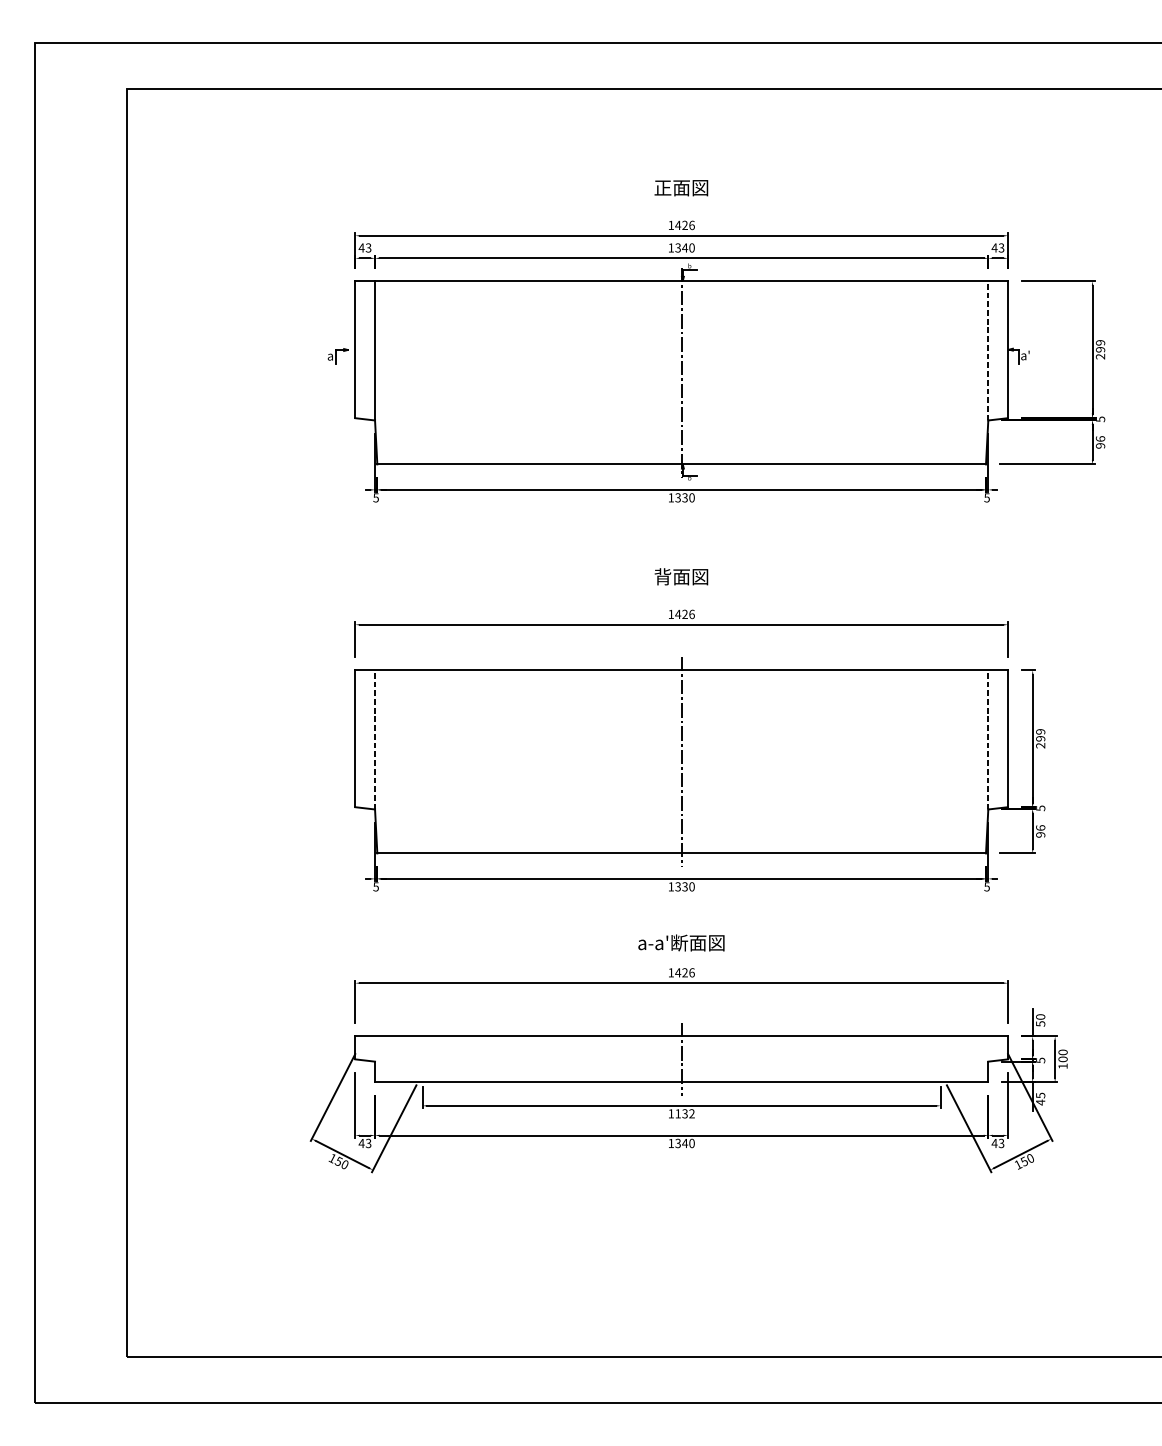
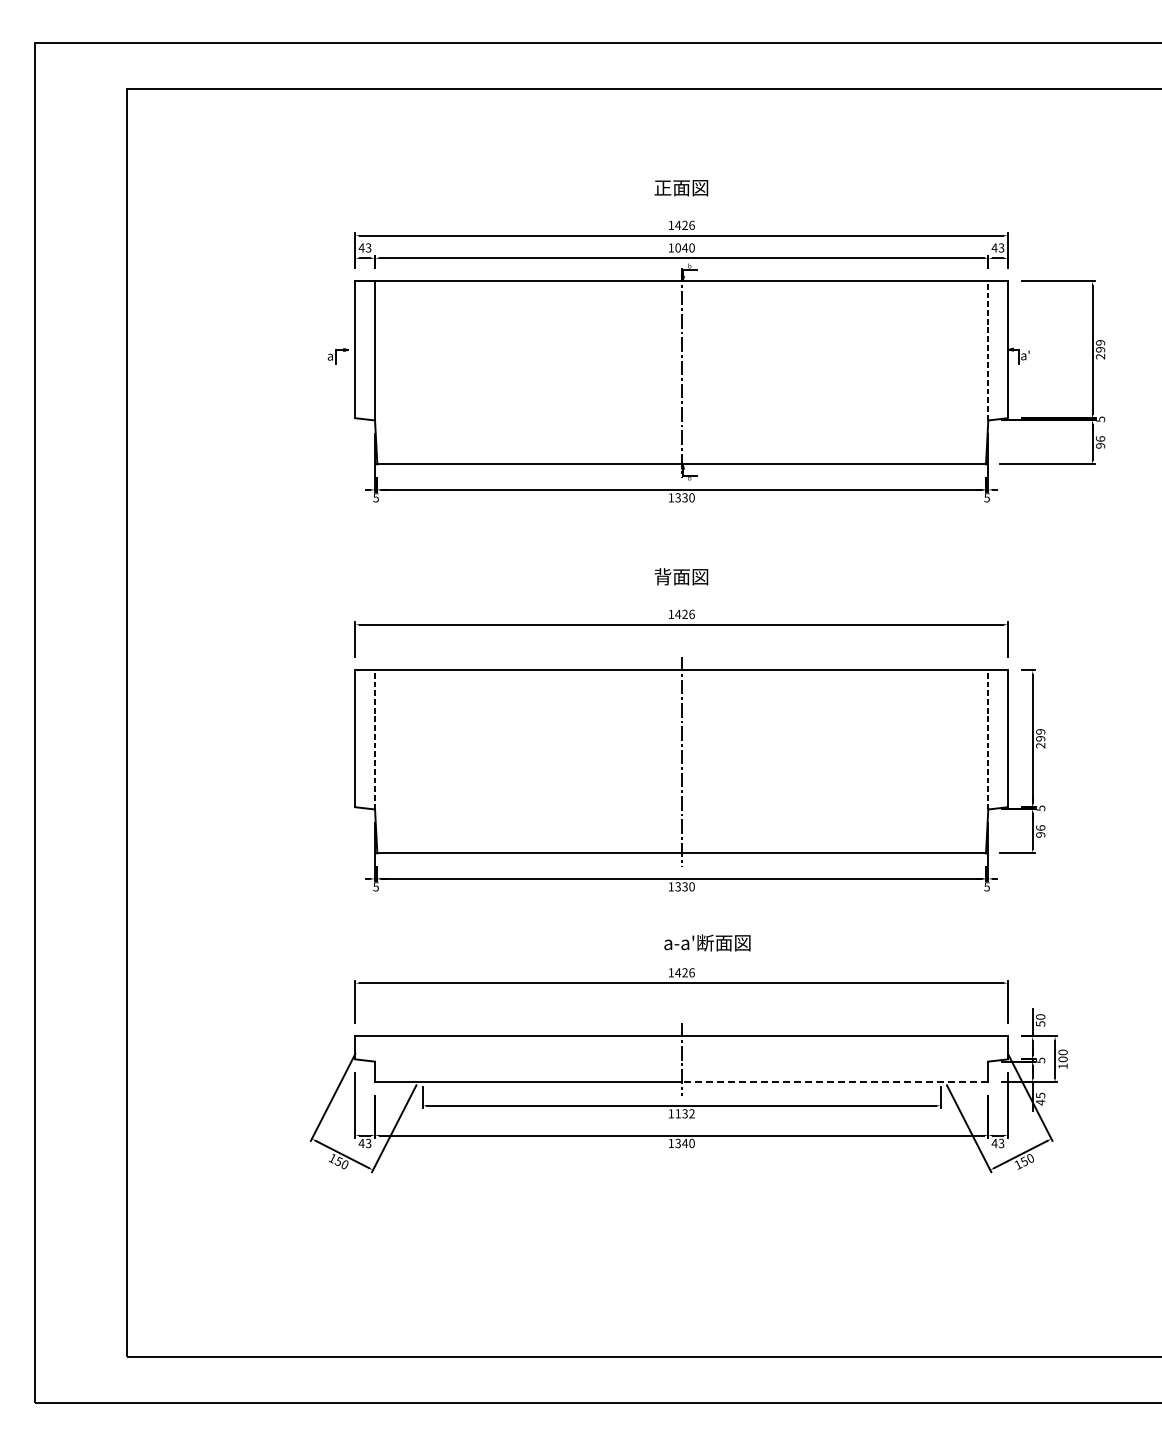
text: 1340 -> 1040 (677, 247)
text position: (681, 942) -> (707, 942) (707, 942)
line: solid -> dashed (834, 1082)
